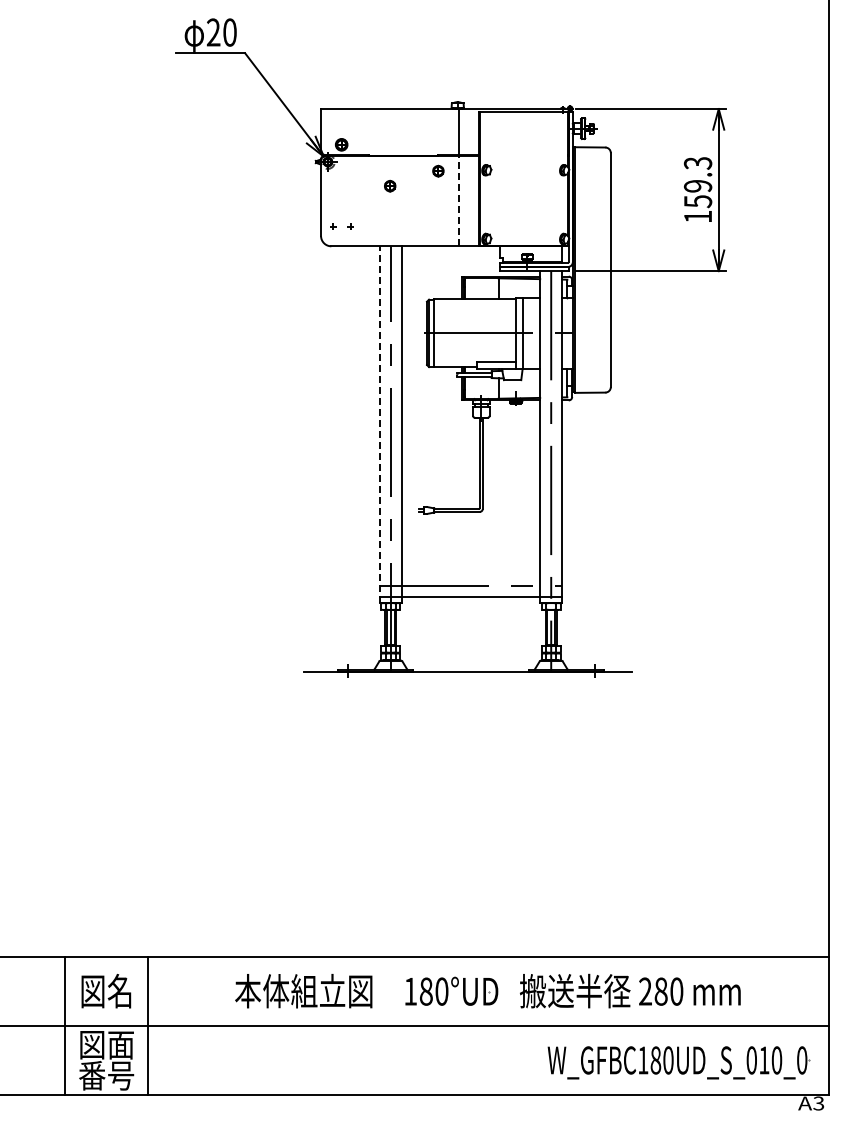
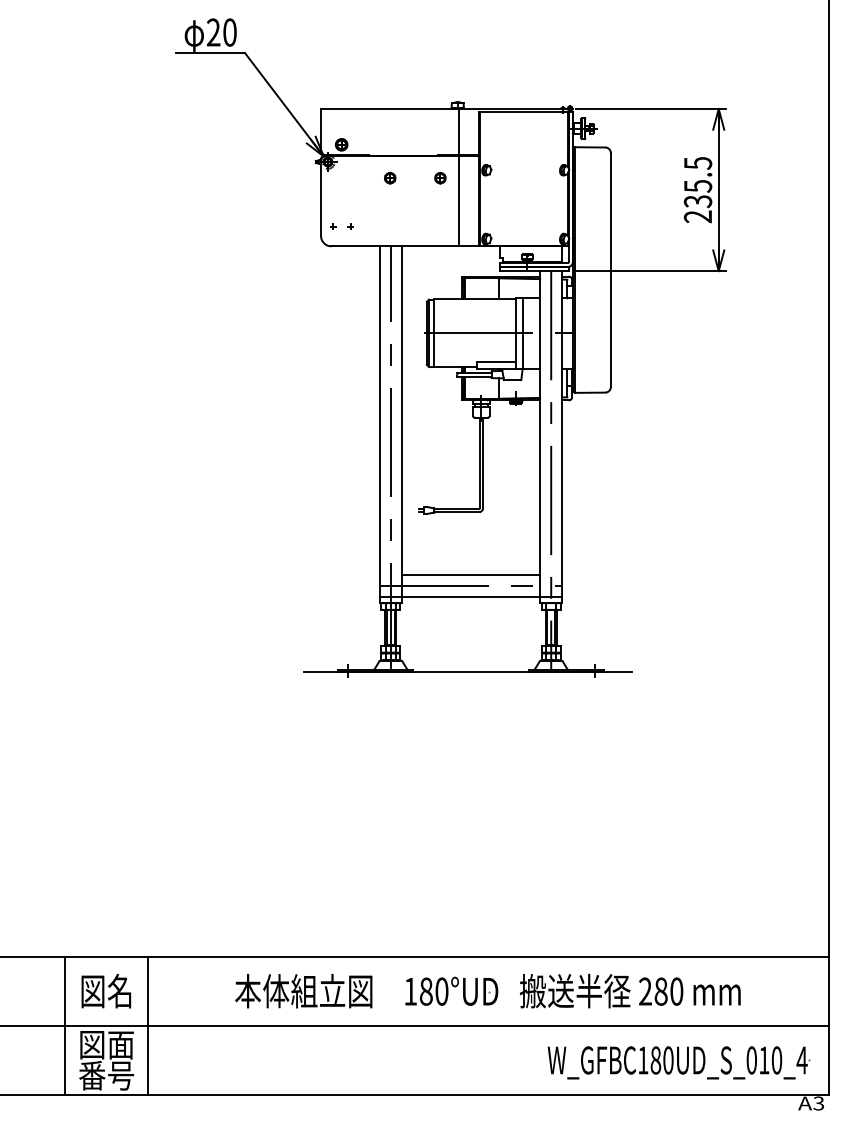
part position: (438, 170) -> (440, 177) (440, 177)
part position: (390, 185) -> (390, 177) (390, 177)
text: 159.3 -> 235.5 (697, 190)
line: dashed -> solid (458, 200)
line: dashed -> solid (379, 424)
line: none -> present (470, 574)
text: W_GFBC180UD_S_010_0 -> W_GFBC180UD_S_010_4 (801, 1060)
